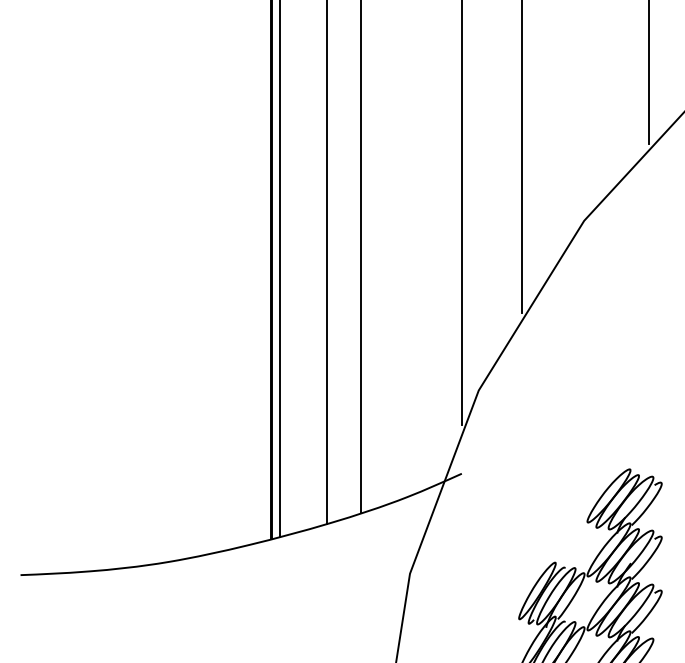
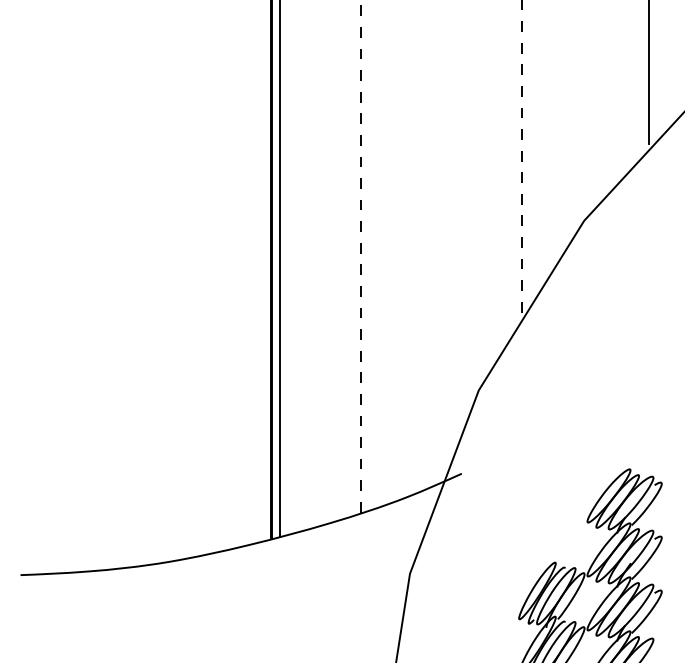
line: solid -> dashed (521, 156)
line: present -> none (462, 213)
line: solid -> dashed (361, 256)
line: present -> none (326, 263)
